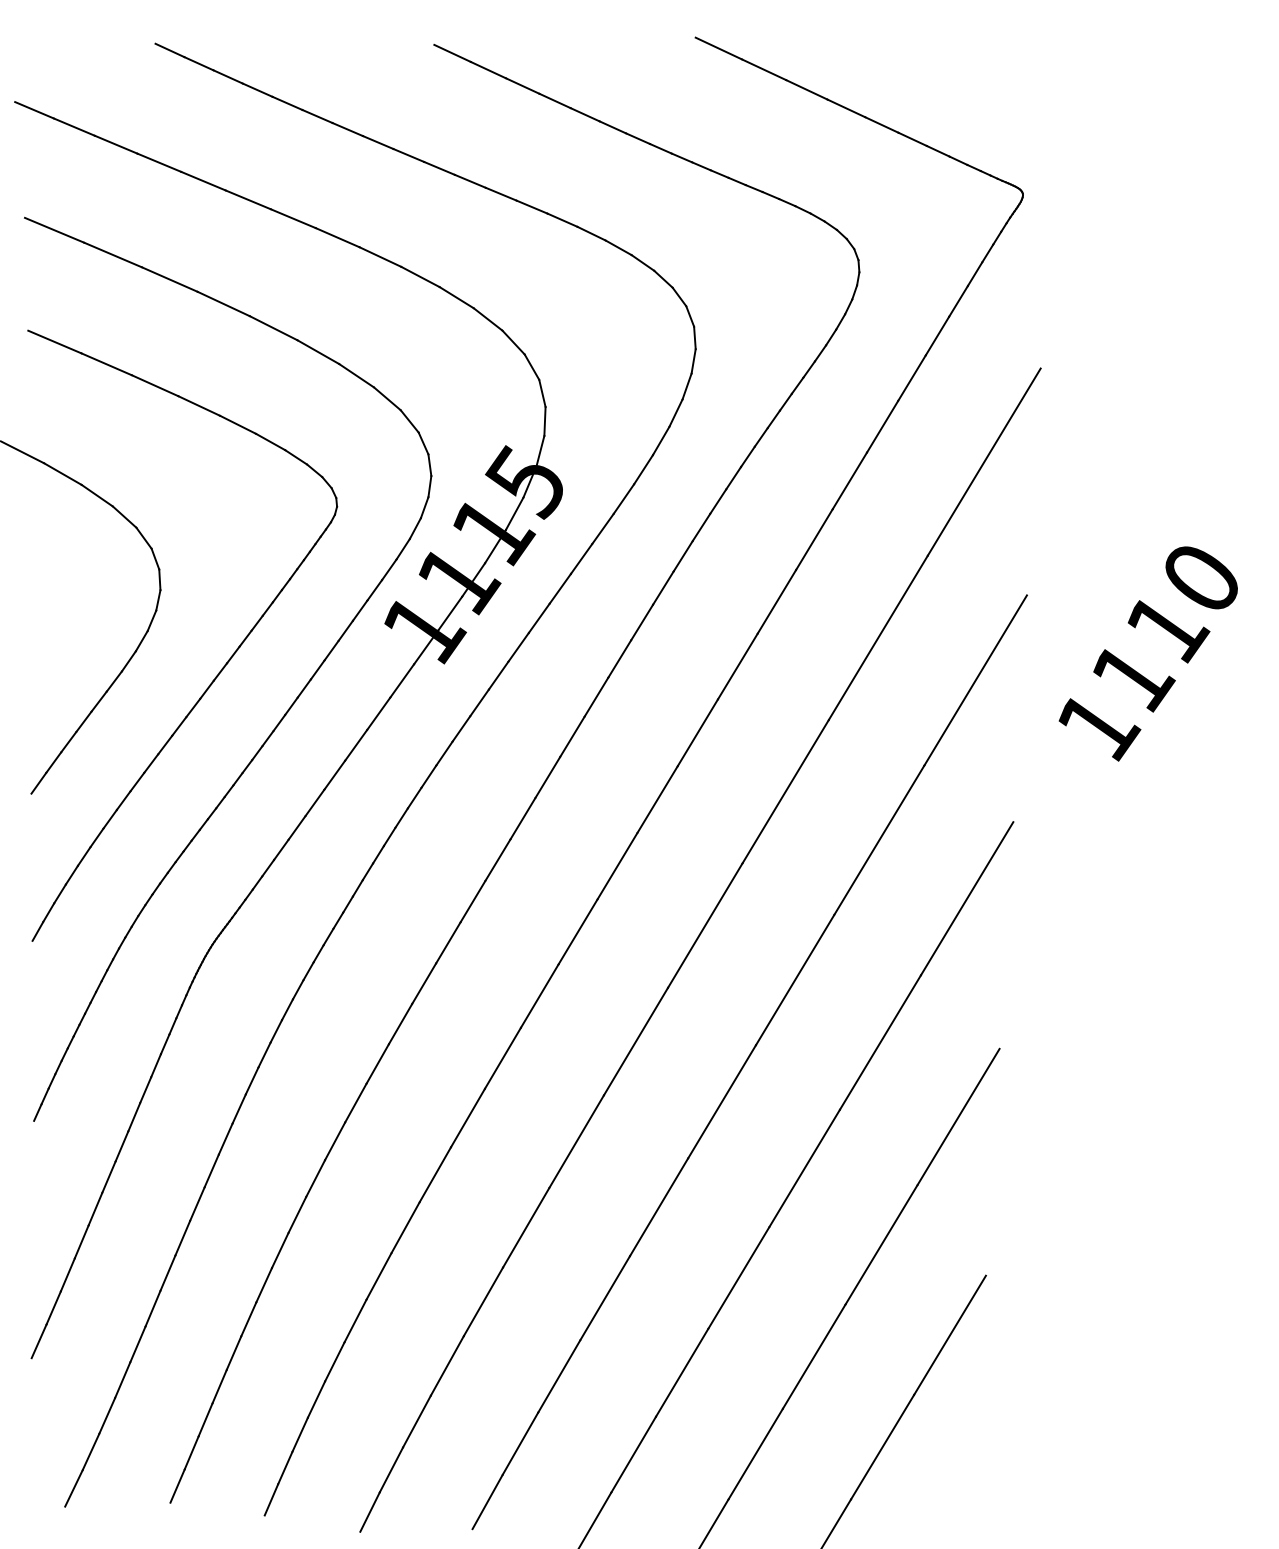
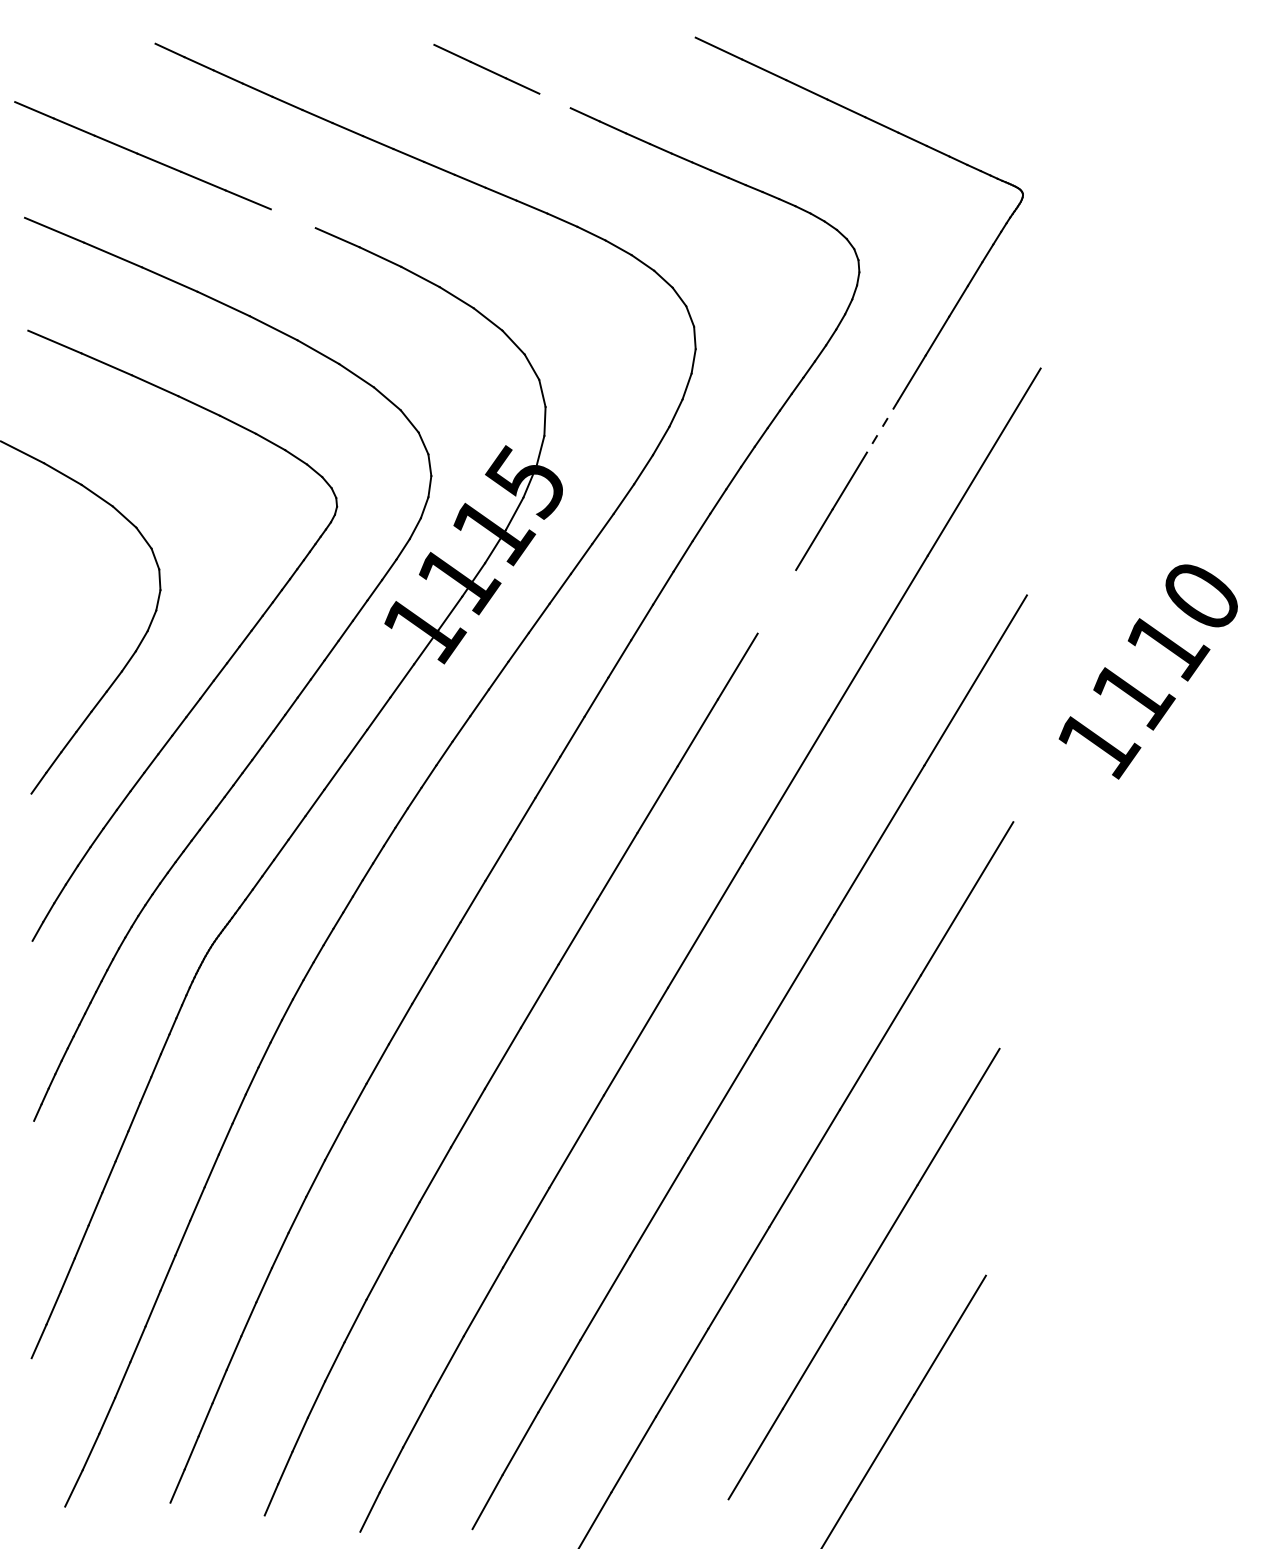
line: present -> none (554, 100)
line: present -> none (292, 218)
line: solid -> dashed (882, 427)
line: present -> none (776, 601)
text position: (1147, 653) -> (1147, 671) (1147, 671)
line: present -> none (714, 1522)
